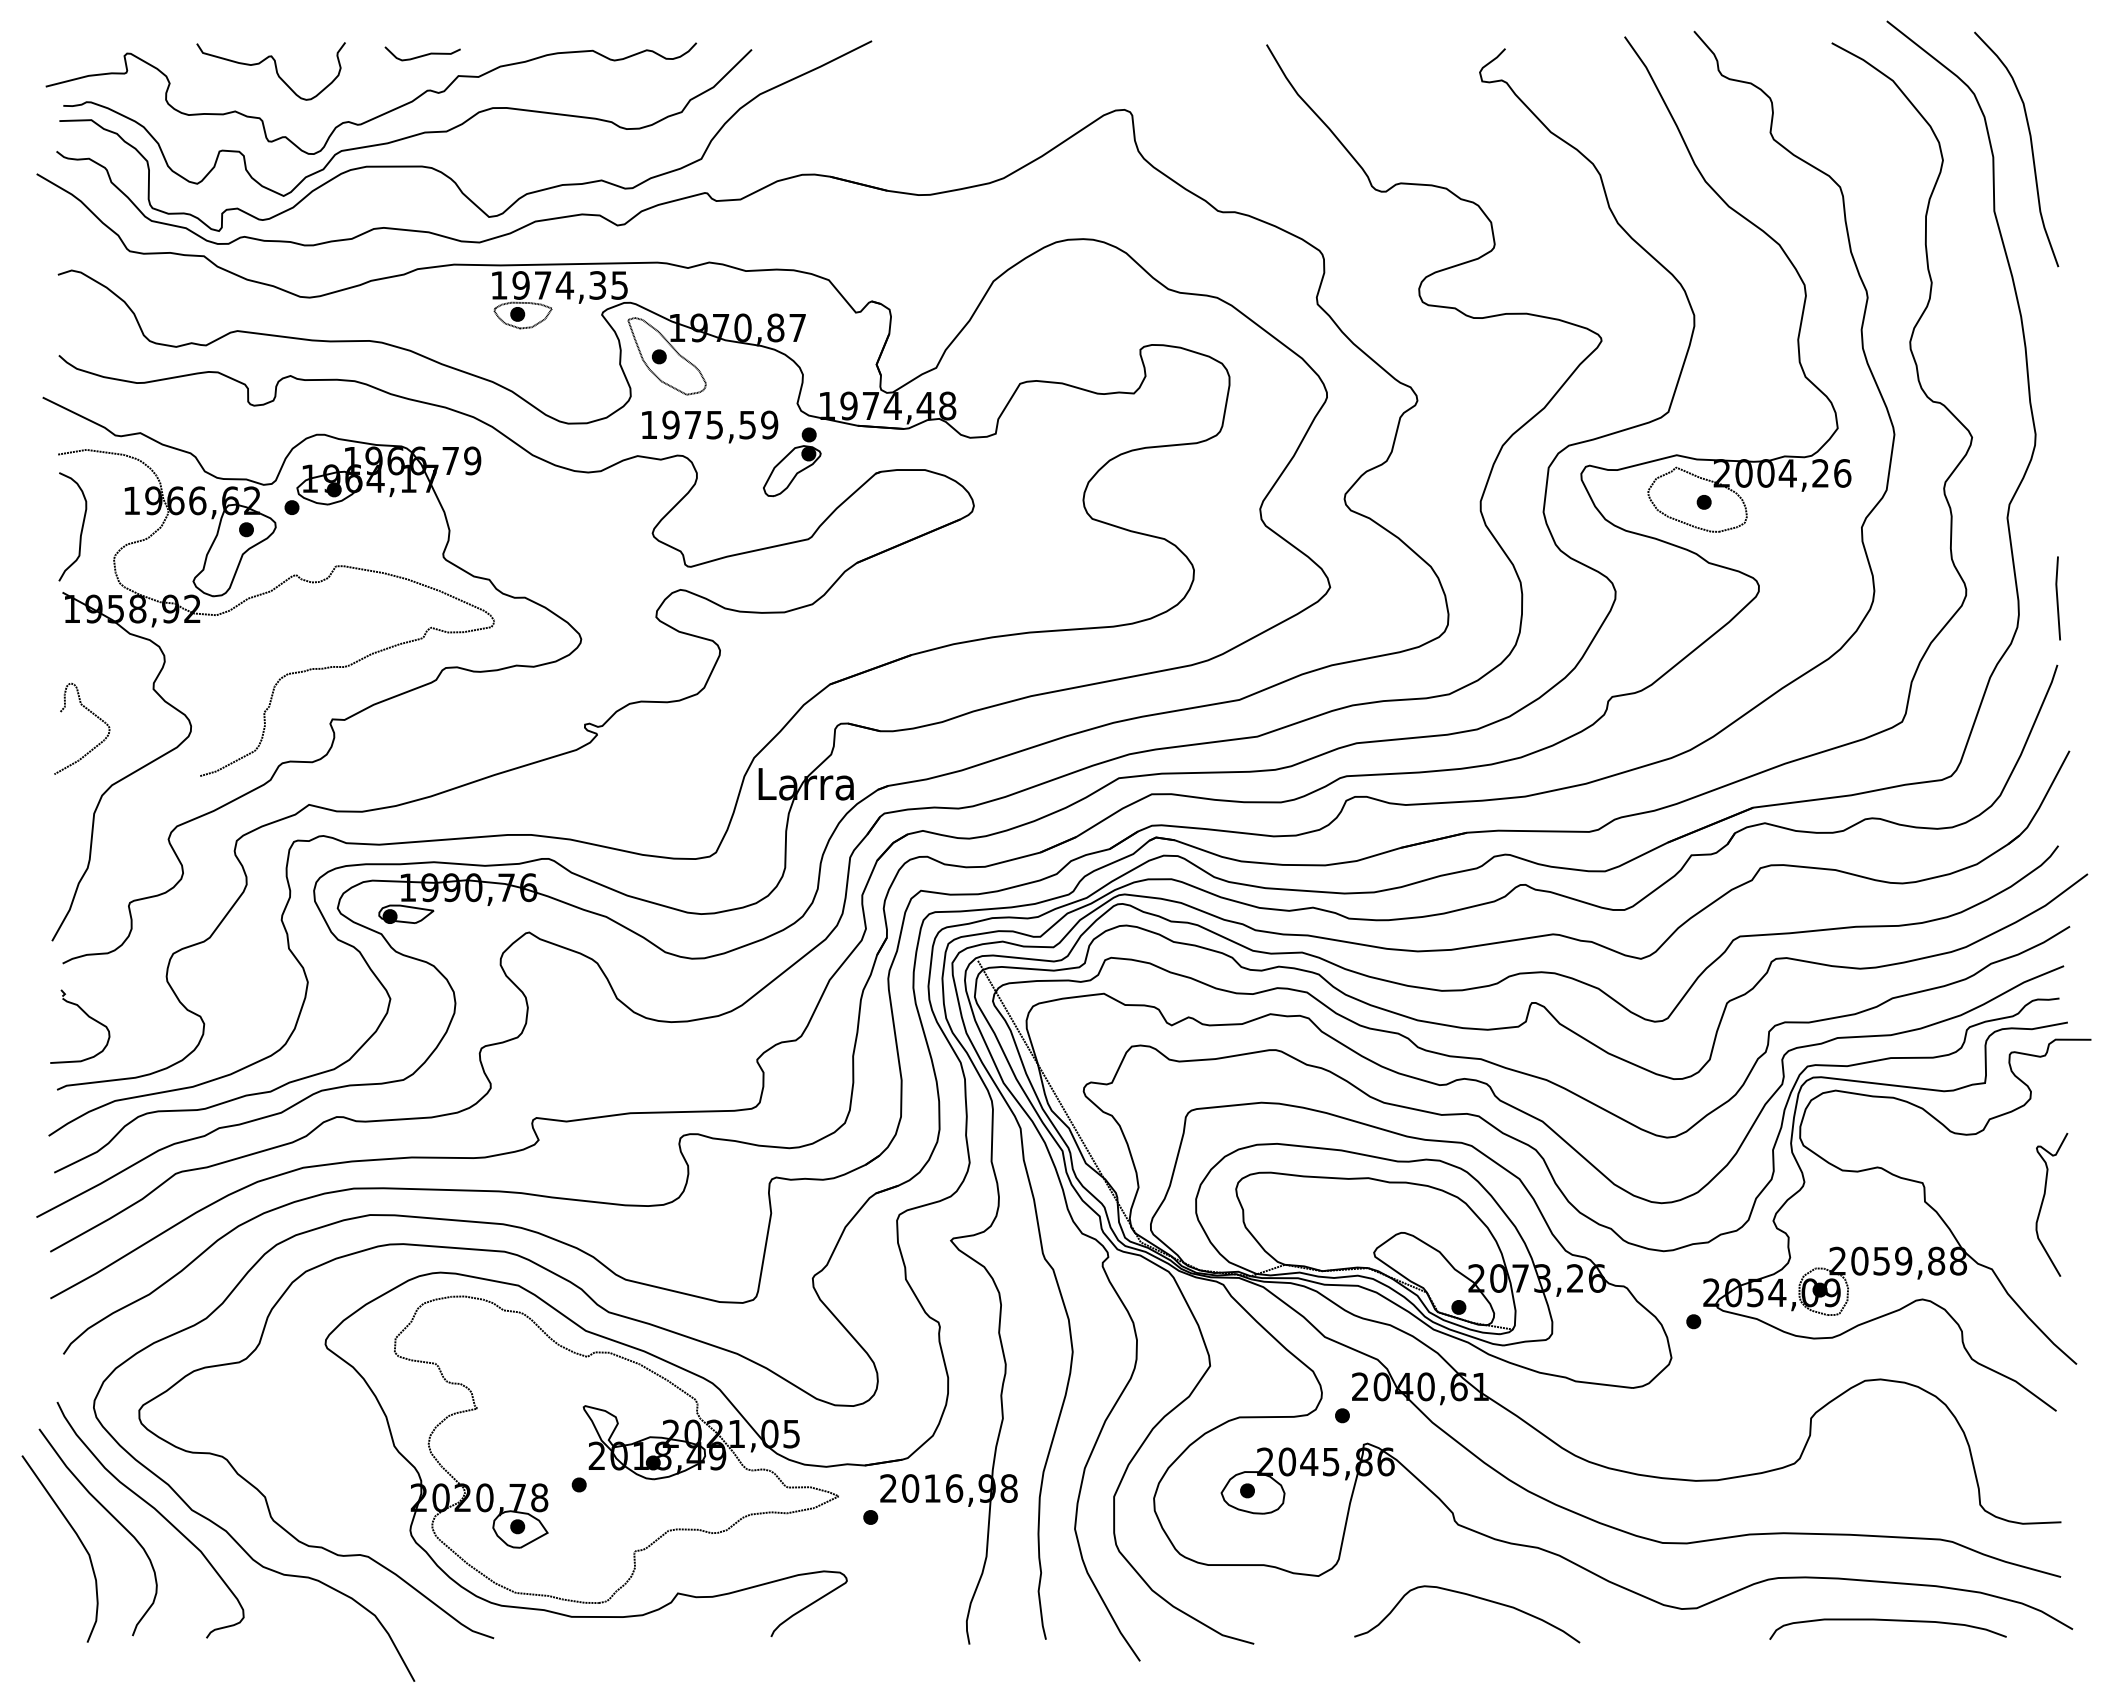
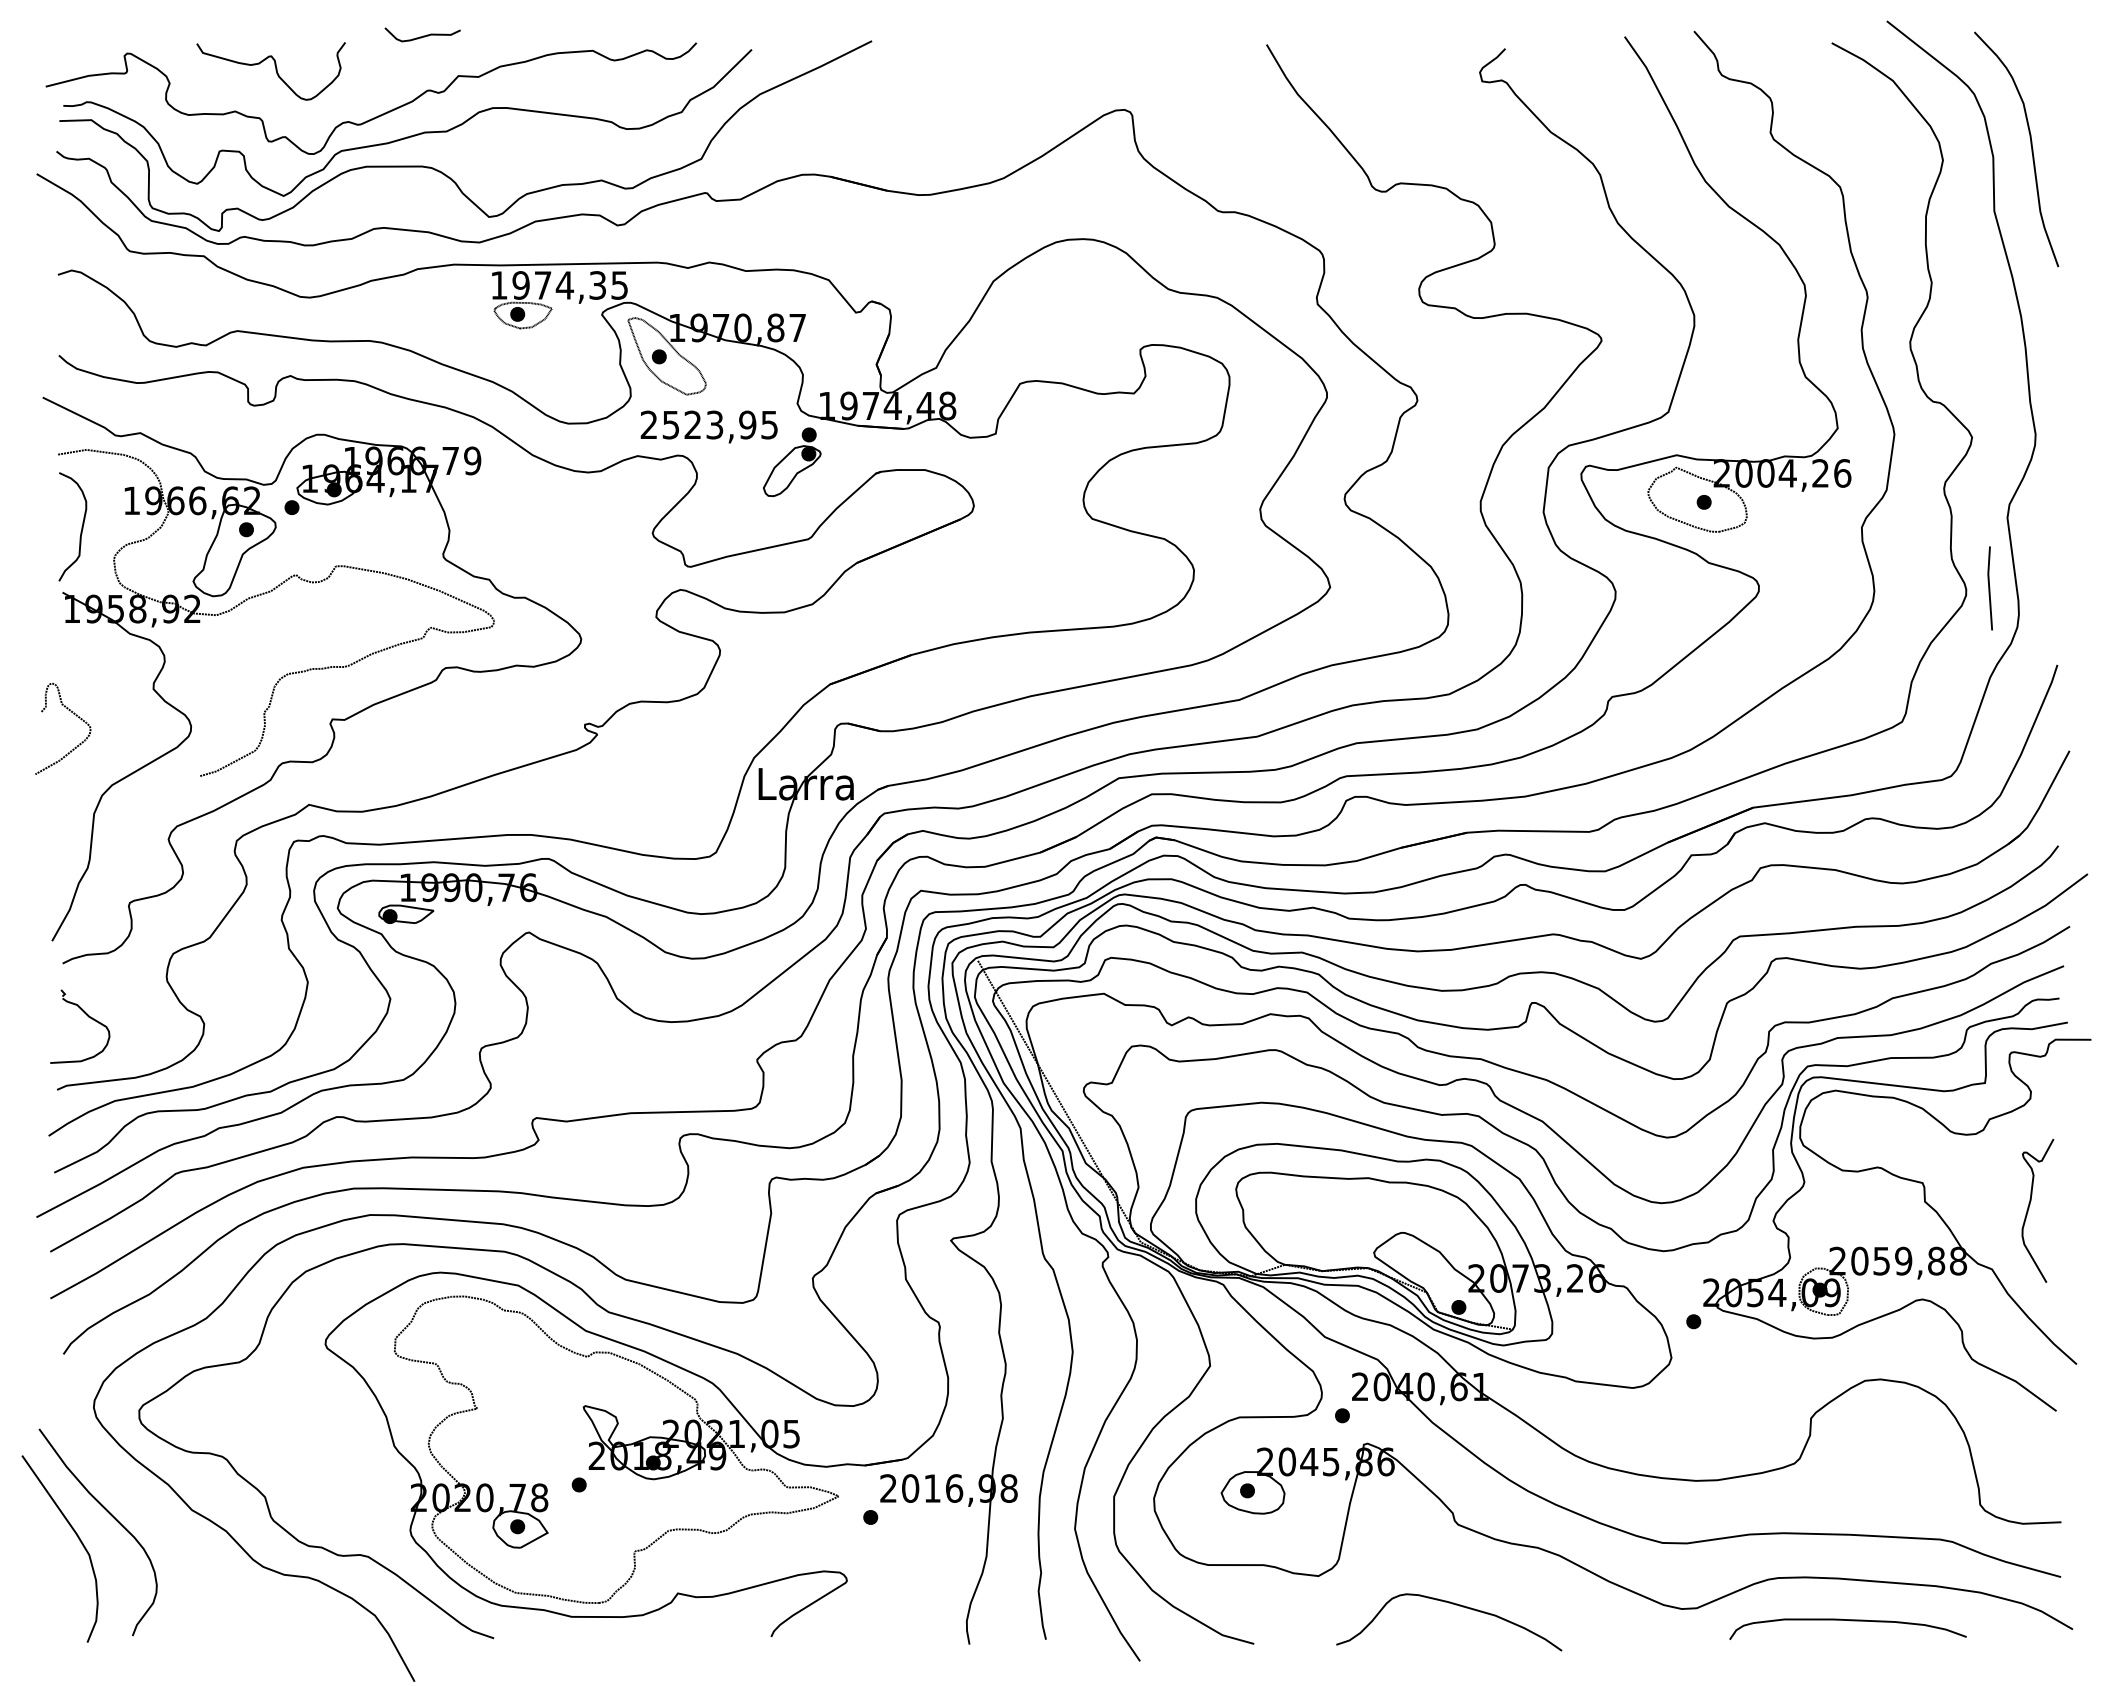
curve position: (423, 54) -> (423, 35) (423, 35)
text: 1975,59 -> 2523,95 (709, 424)
line position: (2057, 598) -> (1989, 588) (1989, 588)
curve position: (92, 714) -> (73, 714) (73, 714)
curve position: (2043, 1202) -> (2029, 1208) (2029, 1208)
curve: present -> none (157, 1512)
curve position: (1473, 1597) -> (1455, 1605) (1455, 1605)
curve position: (1890, 1621) -> (1850, 1621) (1850, 1621)
